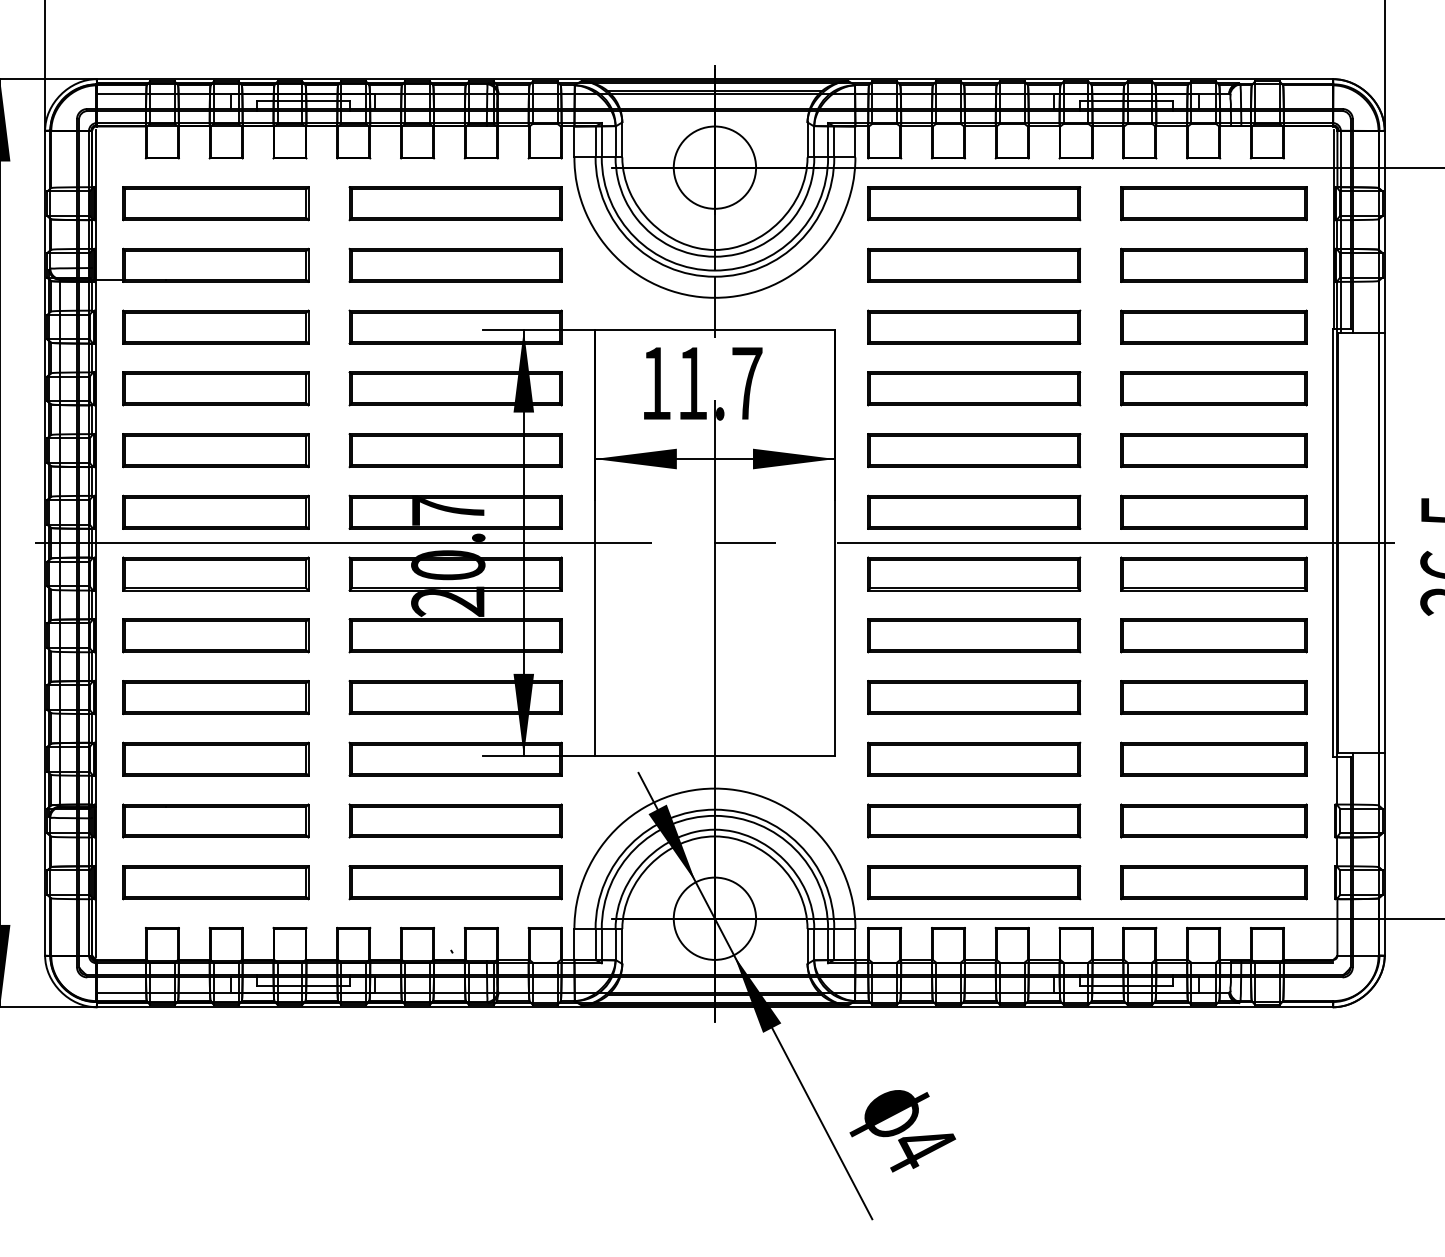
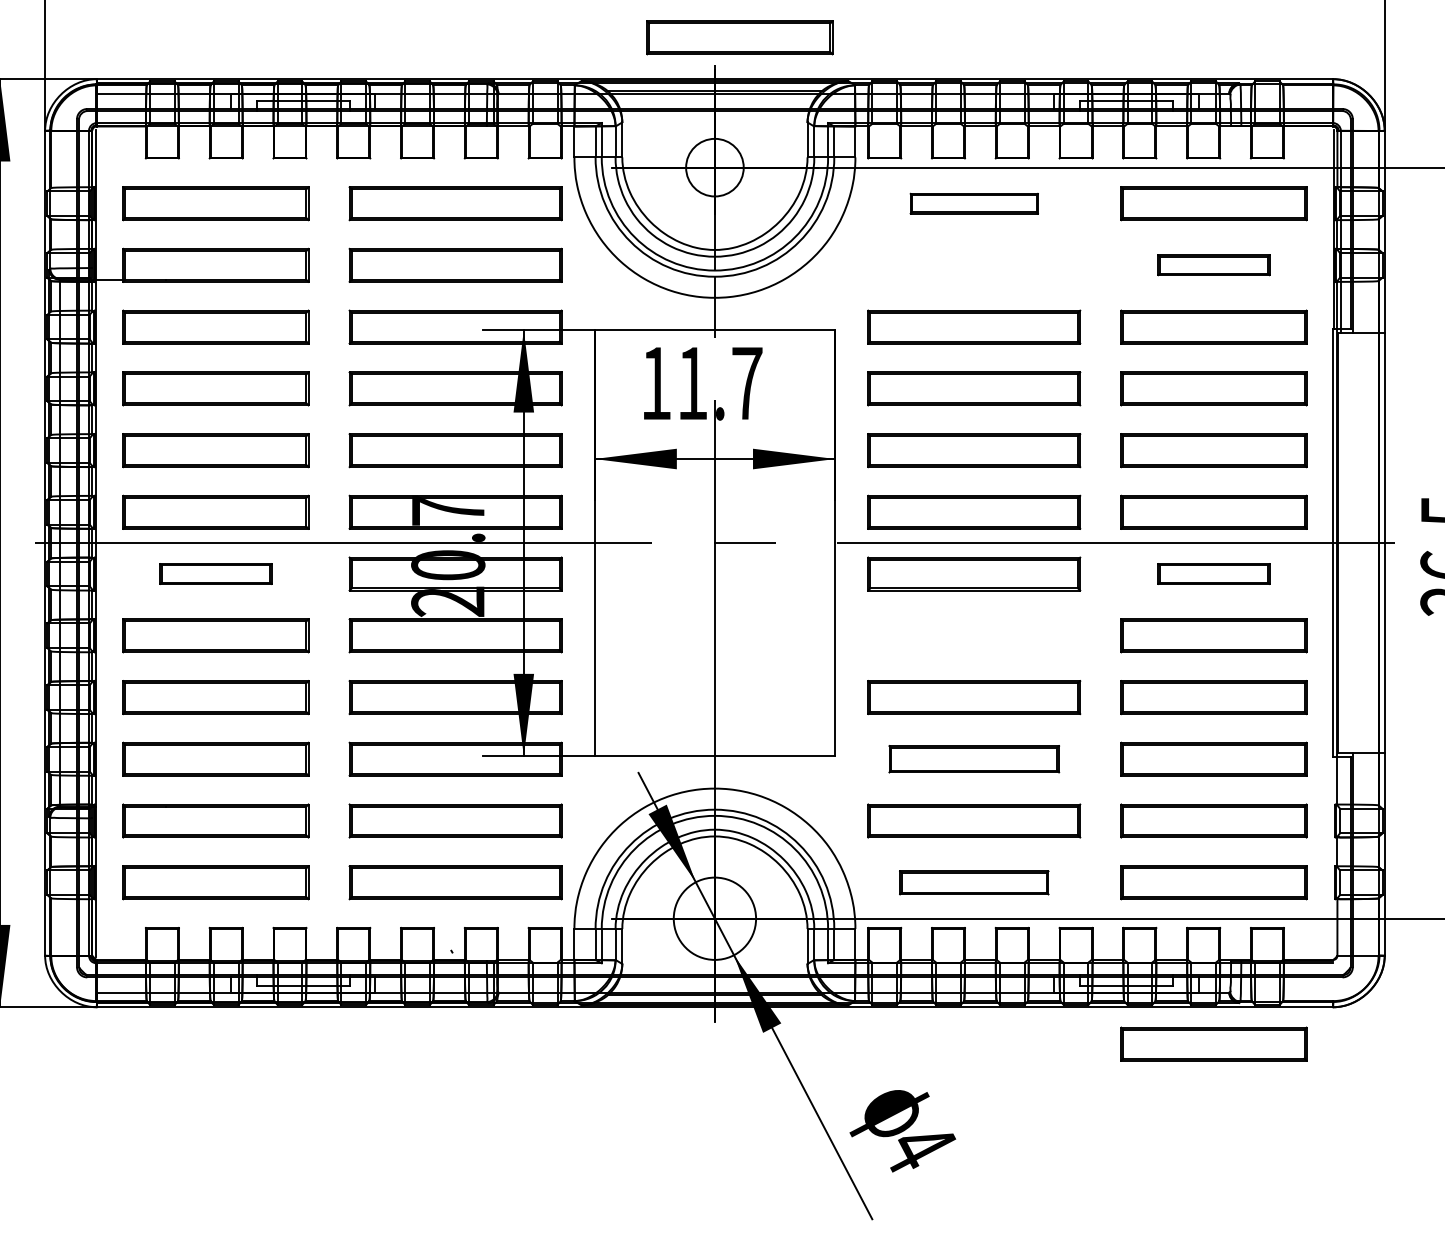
part: none -> present (739, 37)
circle diameter: 82 px -> 58 px (714, 167)
part size: 215x36 px -> 130x23 px (973, 203)
part: present -> none (974, 264)
part size: 188x36 px -> 114x23 px (1213, 265)
part size: 188x36 px -> 114x22 px (215, 573)
part size: 188x36 px -> 114x22 px (1213, 573)
part: present -> none (974, 635)
part size: 215x36 px -> 173x29 px (974, 759)
part size: 215x36 px -> 151x26 px (974, 882)
part: none -> present (1213, 1043)
